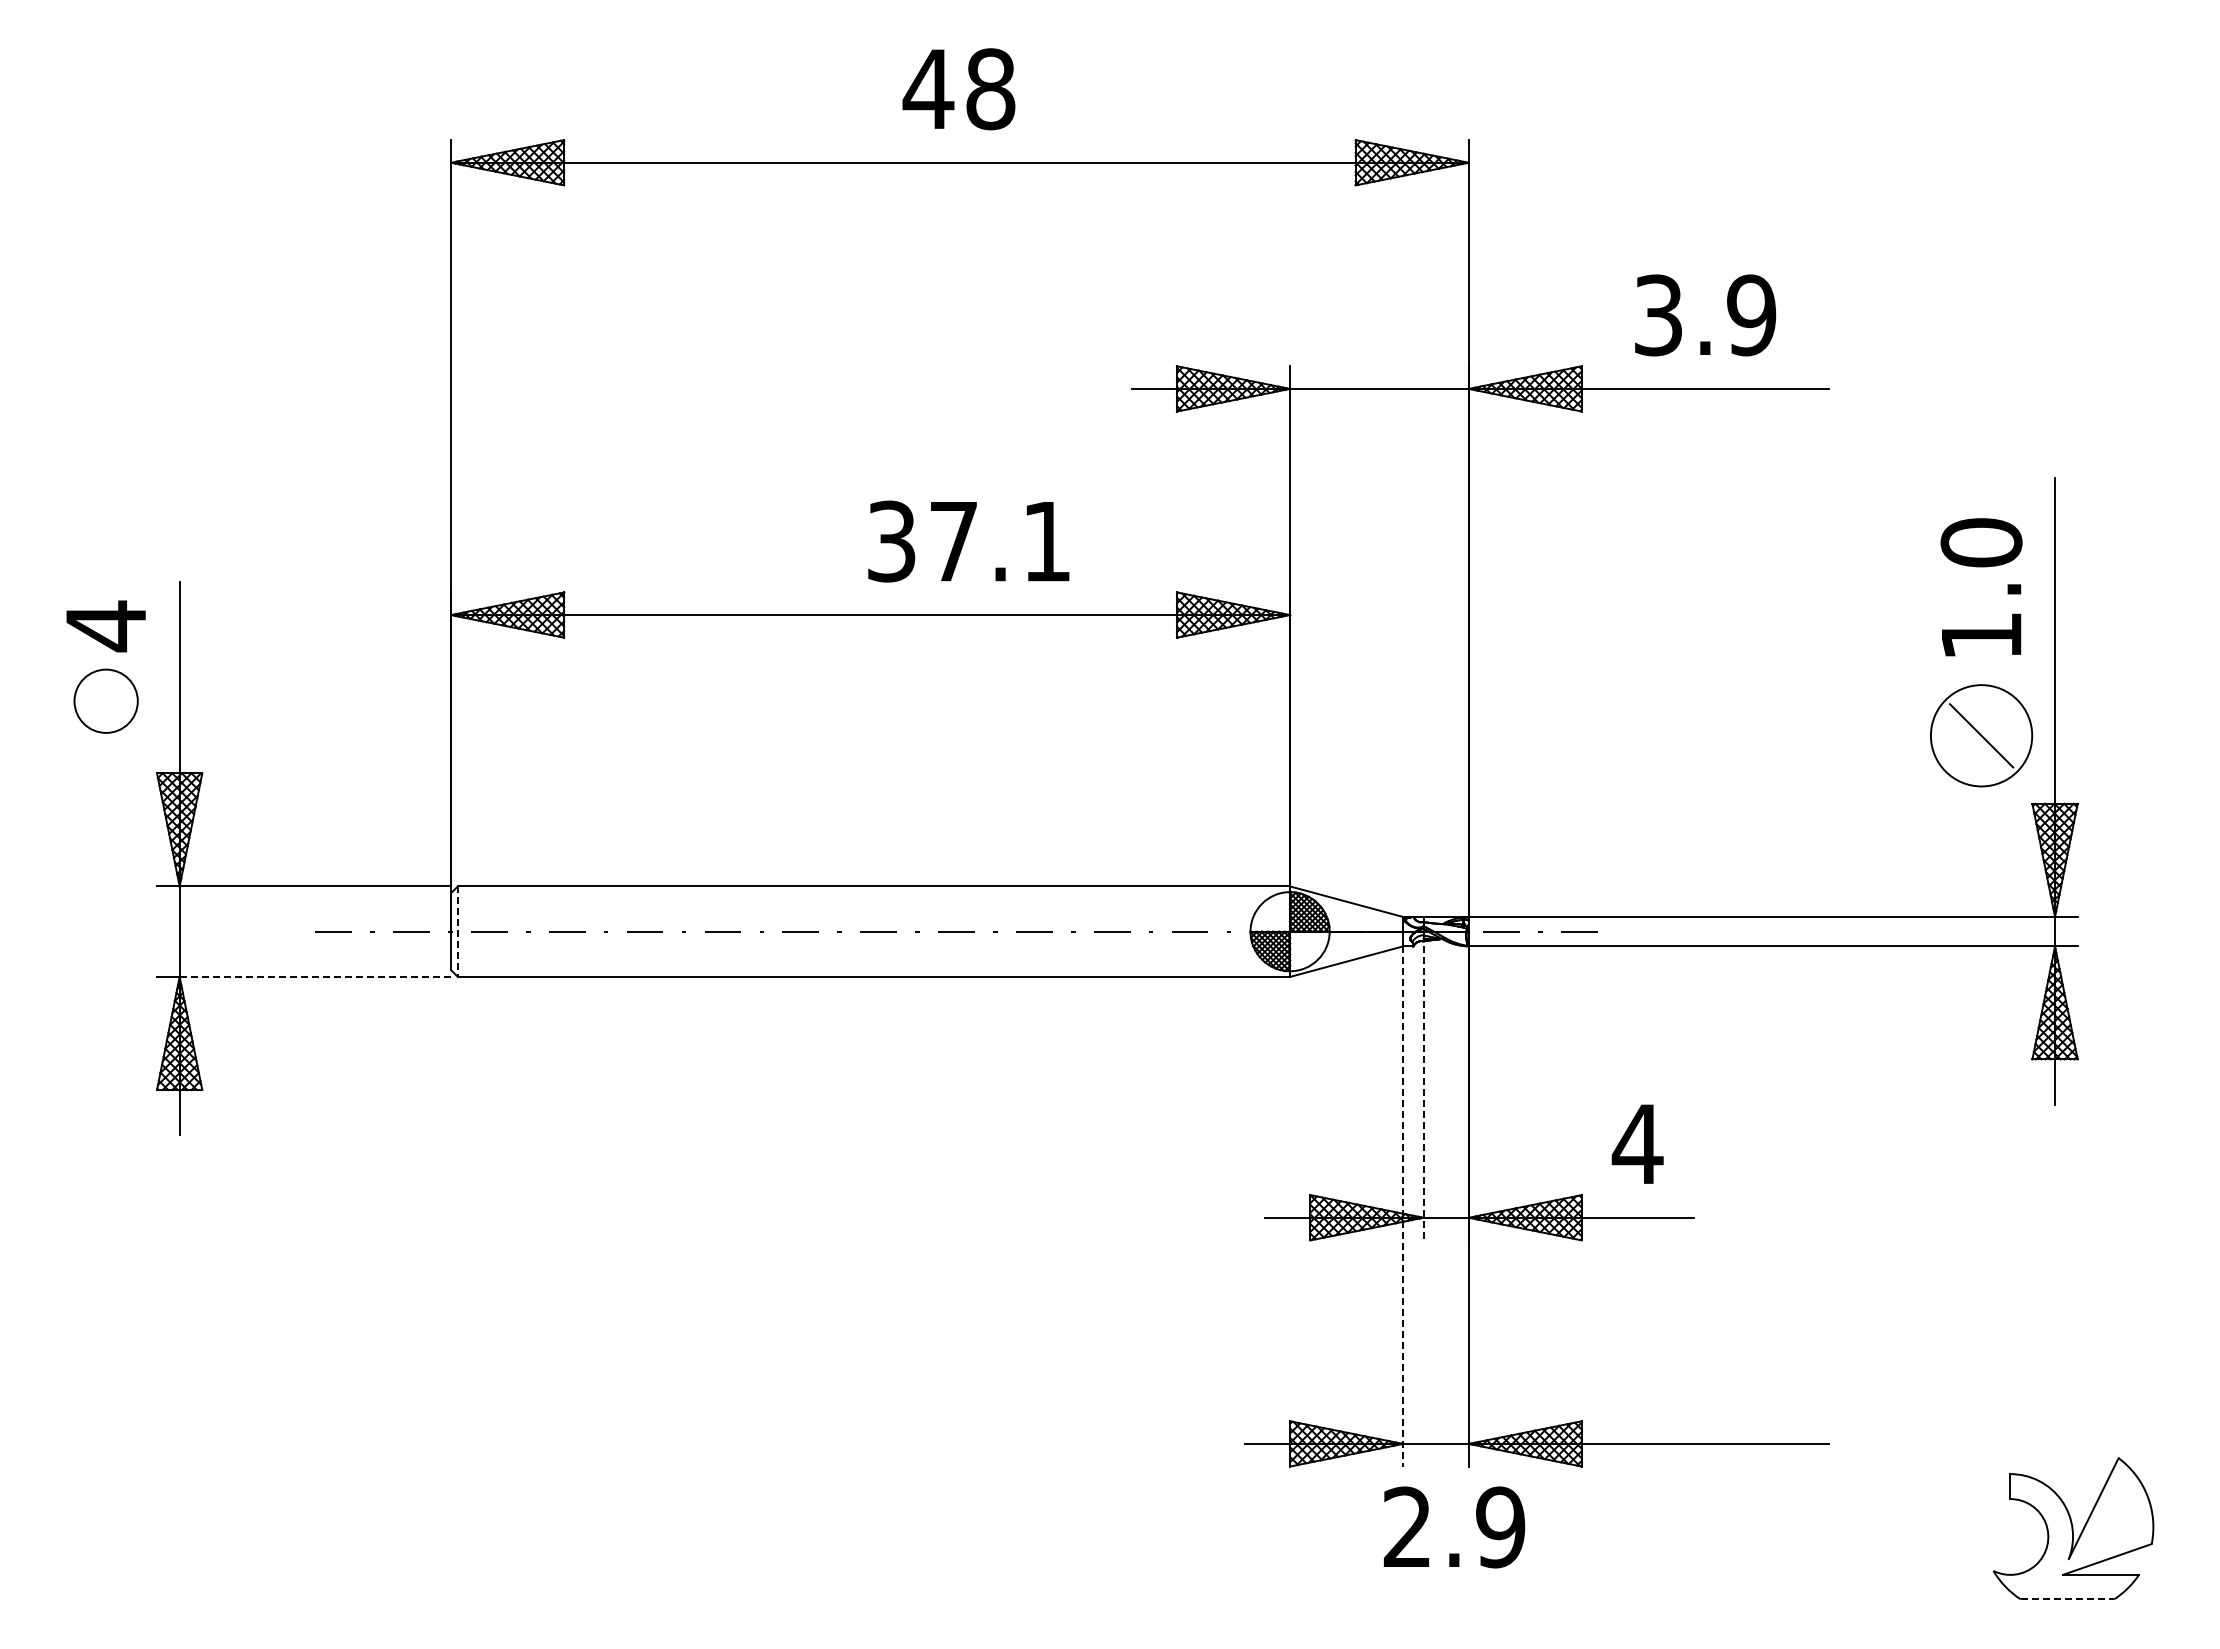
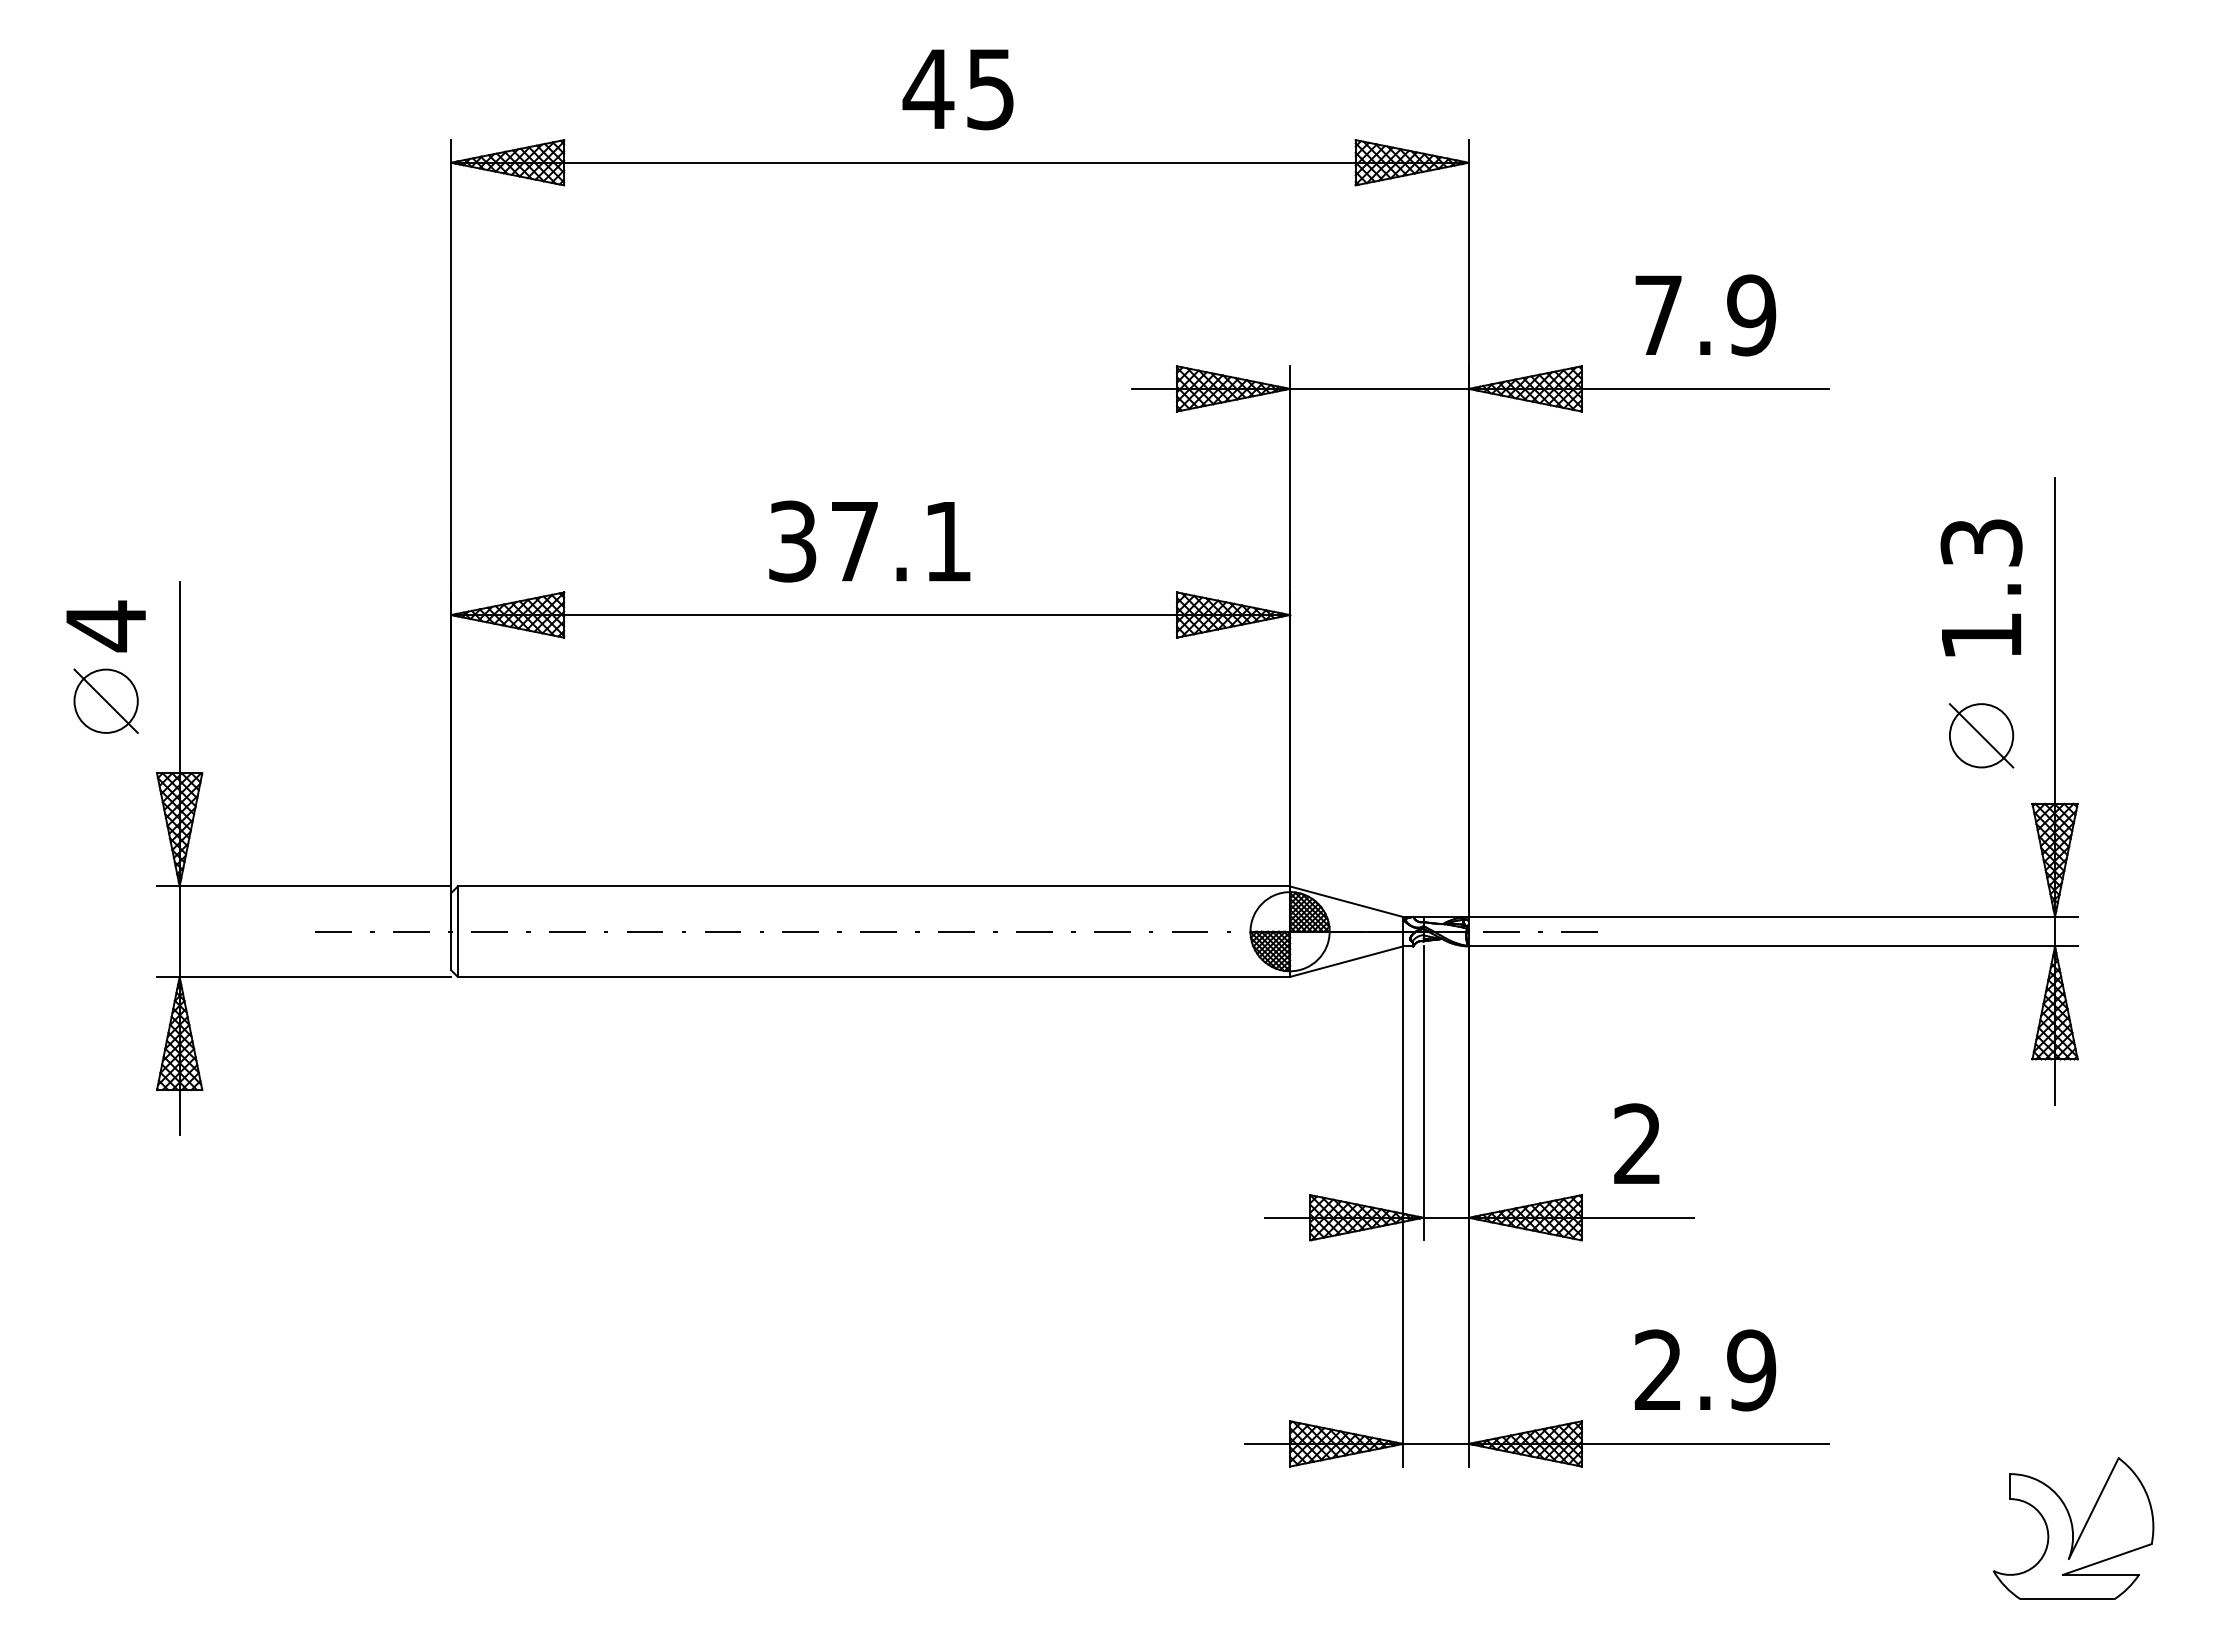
text: 48 -> 45 (990, 89)
text: 3.9 -> 7.9 (1658, 315)
text position: (968, 541) -> (869, 541) (869, 541)
text: 1.0 -> 1.3 (1981, 542)
line: none -> present (105, 700)
circle diameter: 101 px -> 63 px (1981, 735)
line: dashed -> solid (457, 932)
line: dashed -> solid (315, 976)
line: dashed -> solid (1423, 1093)
text: 4 -> 2 (1637, 1143)
line: dashed -> solid (1403, 1206)
text position: (1454, 1527) -> (1705, 1370) (1705, 1370)
line: dashed -> solid (2067, 1599)
